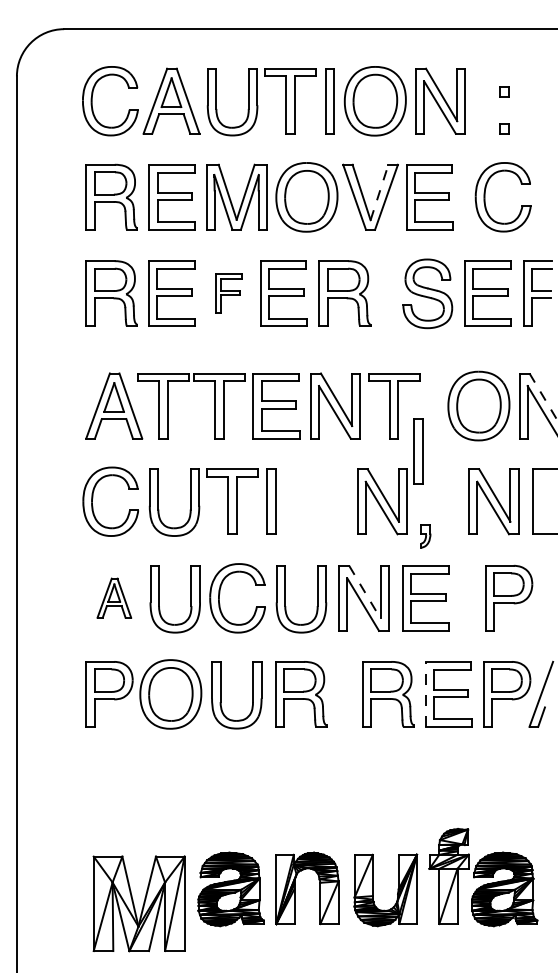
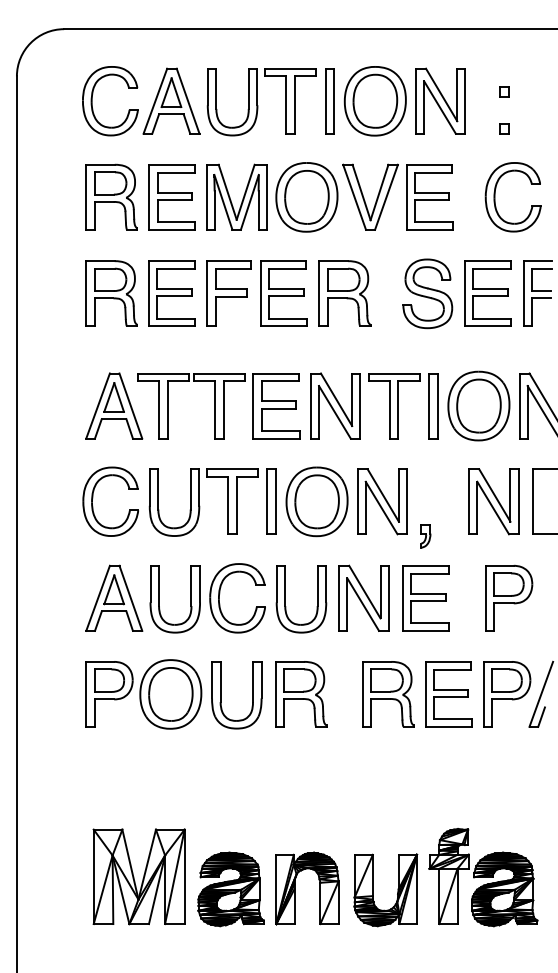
line: dashed -> solid (379, 192)
part position: (485, 197) -> (495, 197) (495, 197)
part size: 28x41 px -> 46x67 px (228, 293)
line: dashed -> solid (543, 397)
part position: (418, 451) -> (433, 406) (433, 406)
part: none -> present (316, 501)
line: dashed -> solid (364, 592)
part size: 37x42 px -> 59x68 px (114, 597)
line: dashed -> solid (425, 694)
part position: (138, 903) -> (138, 876) (138, 876)
